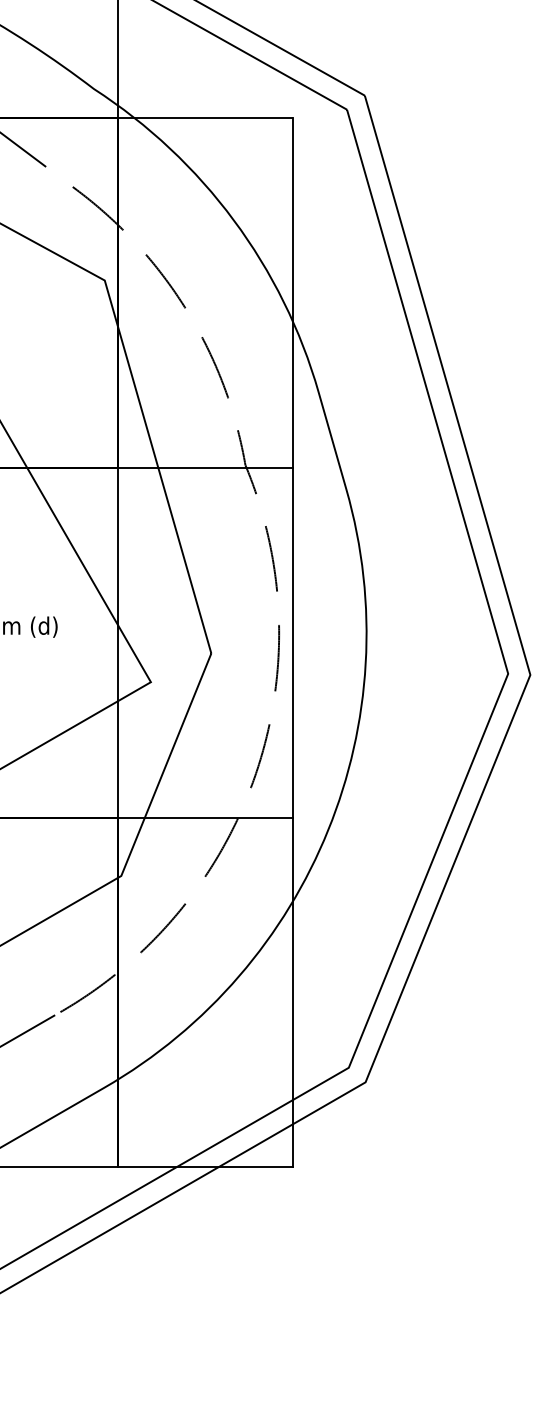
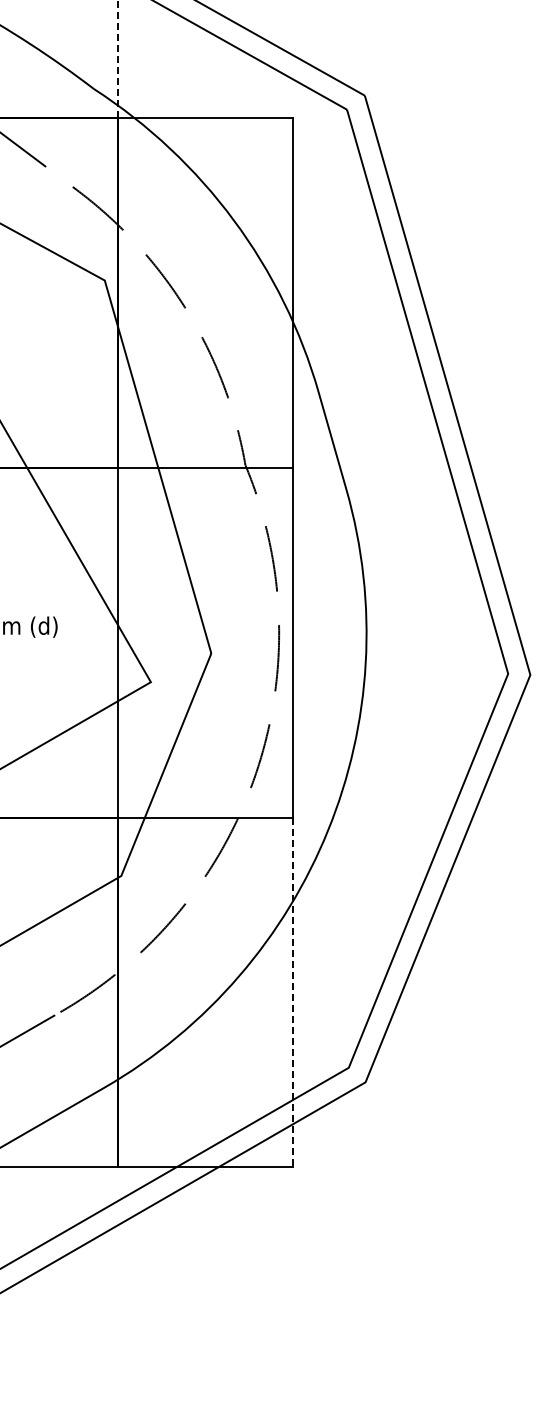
line: solid -> dashed (117, 59)
line: solid -> dashed (292, 992)
